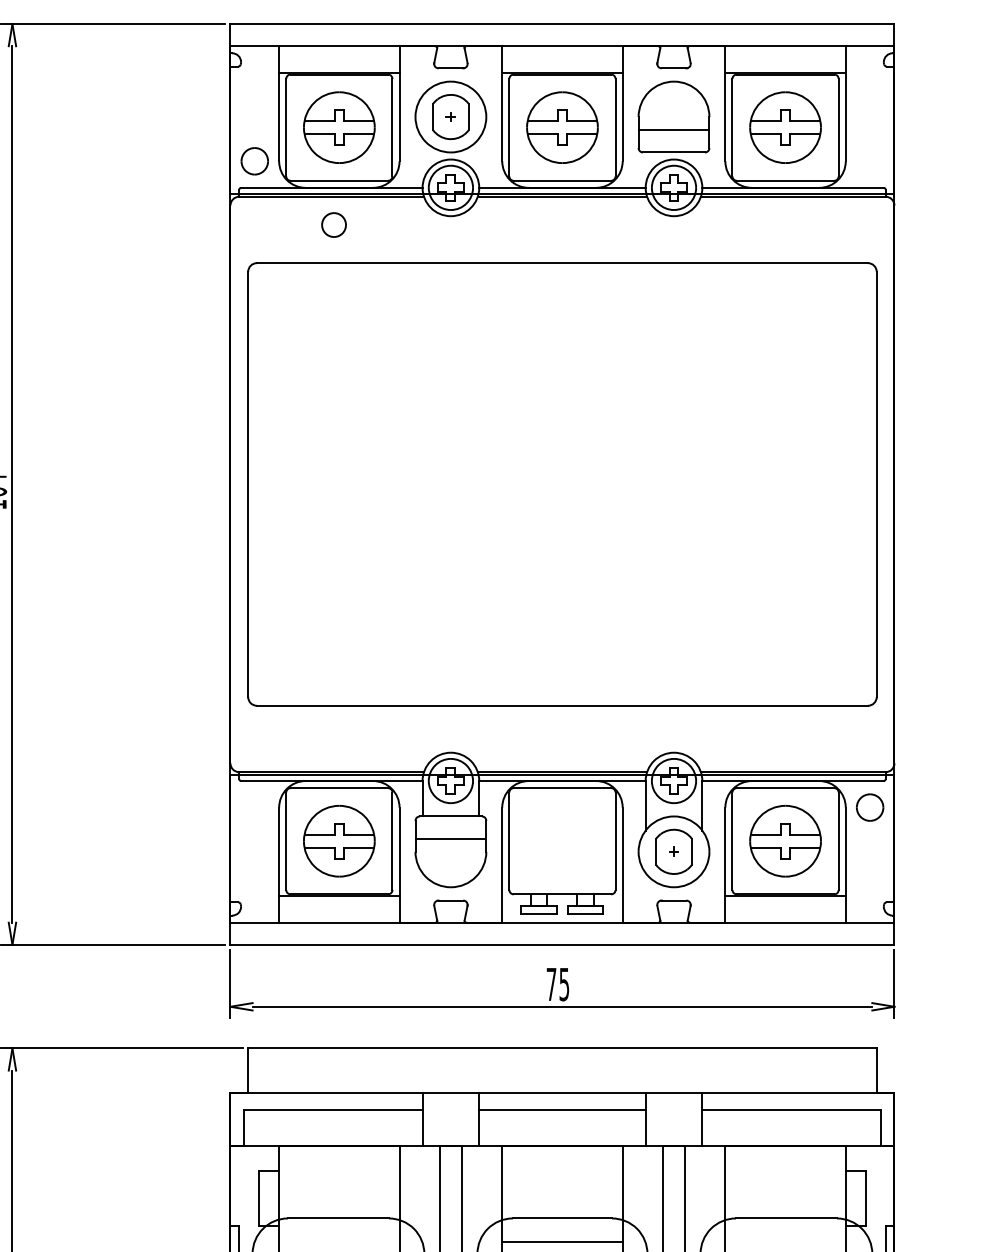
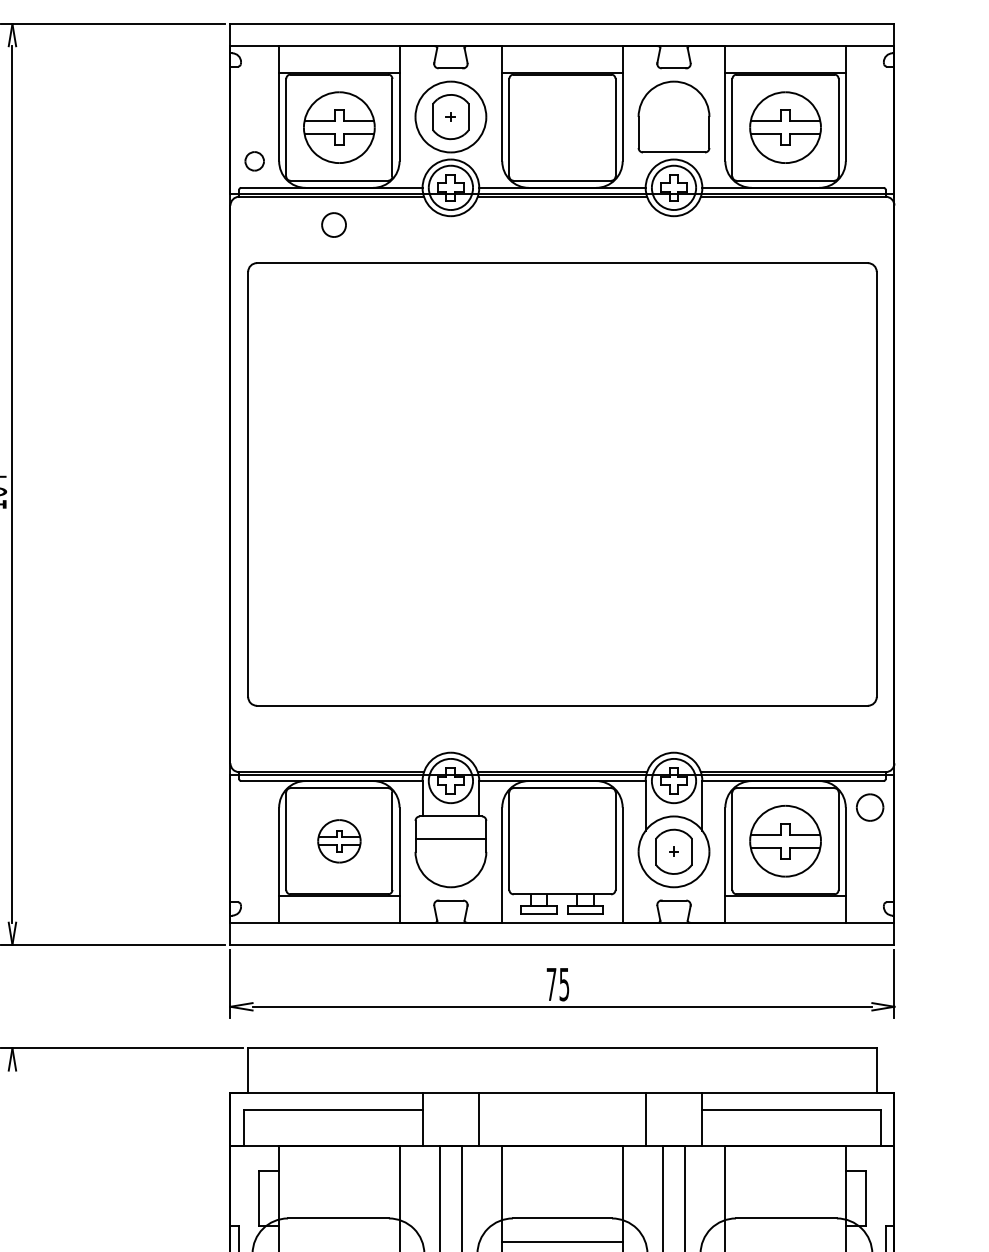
part: present -> none (562, 127)
line: present -> none (673, 130)
part size: 29x29 px -> 21x21 px (254, 161)
part size: 73x73 px -> 45x45 px (339, 841)
line: present -> none (562, 1110)
line: present -> none (12, 1159)
